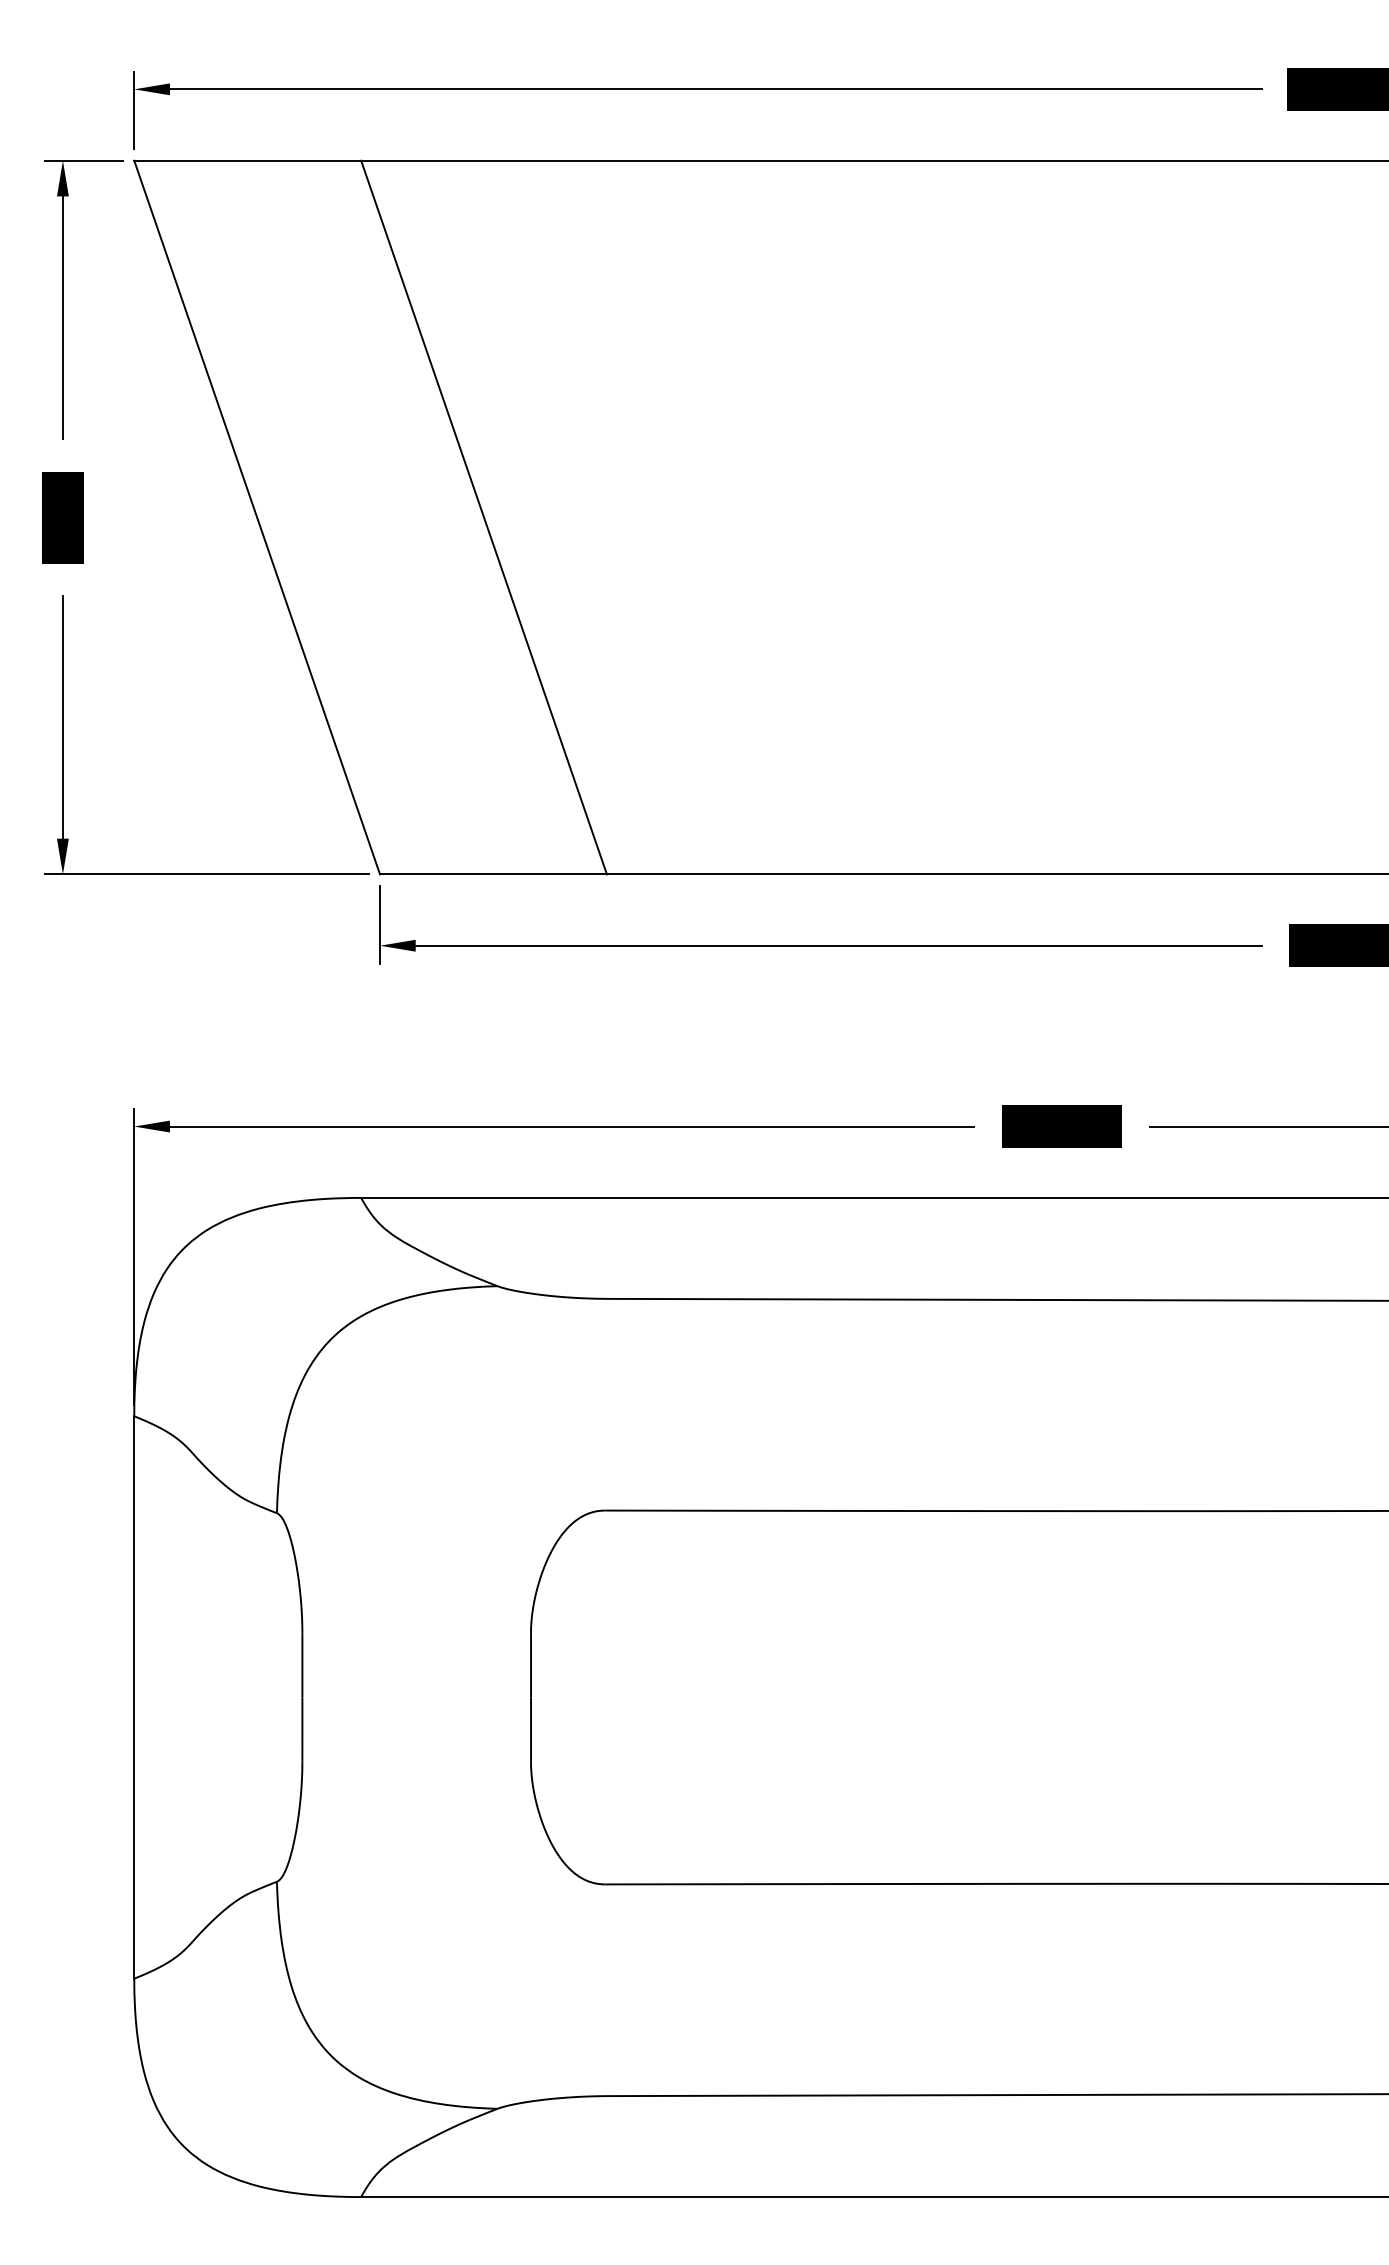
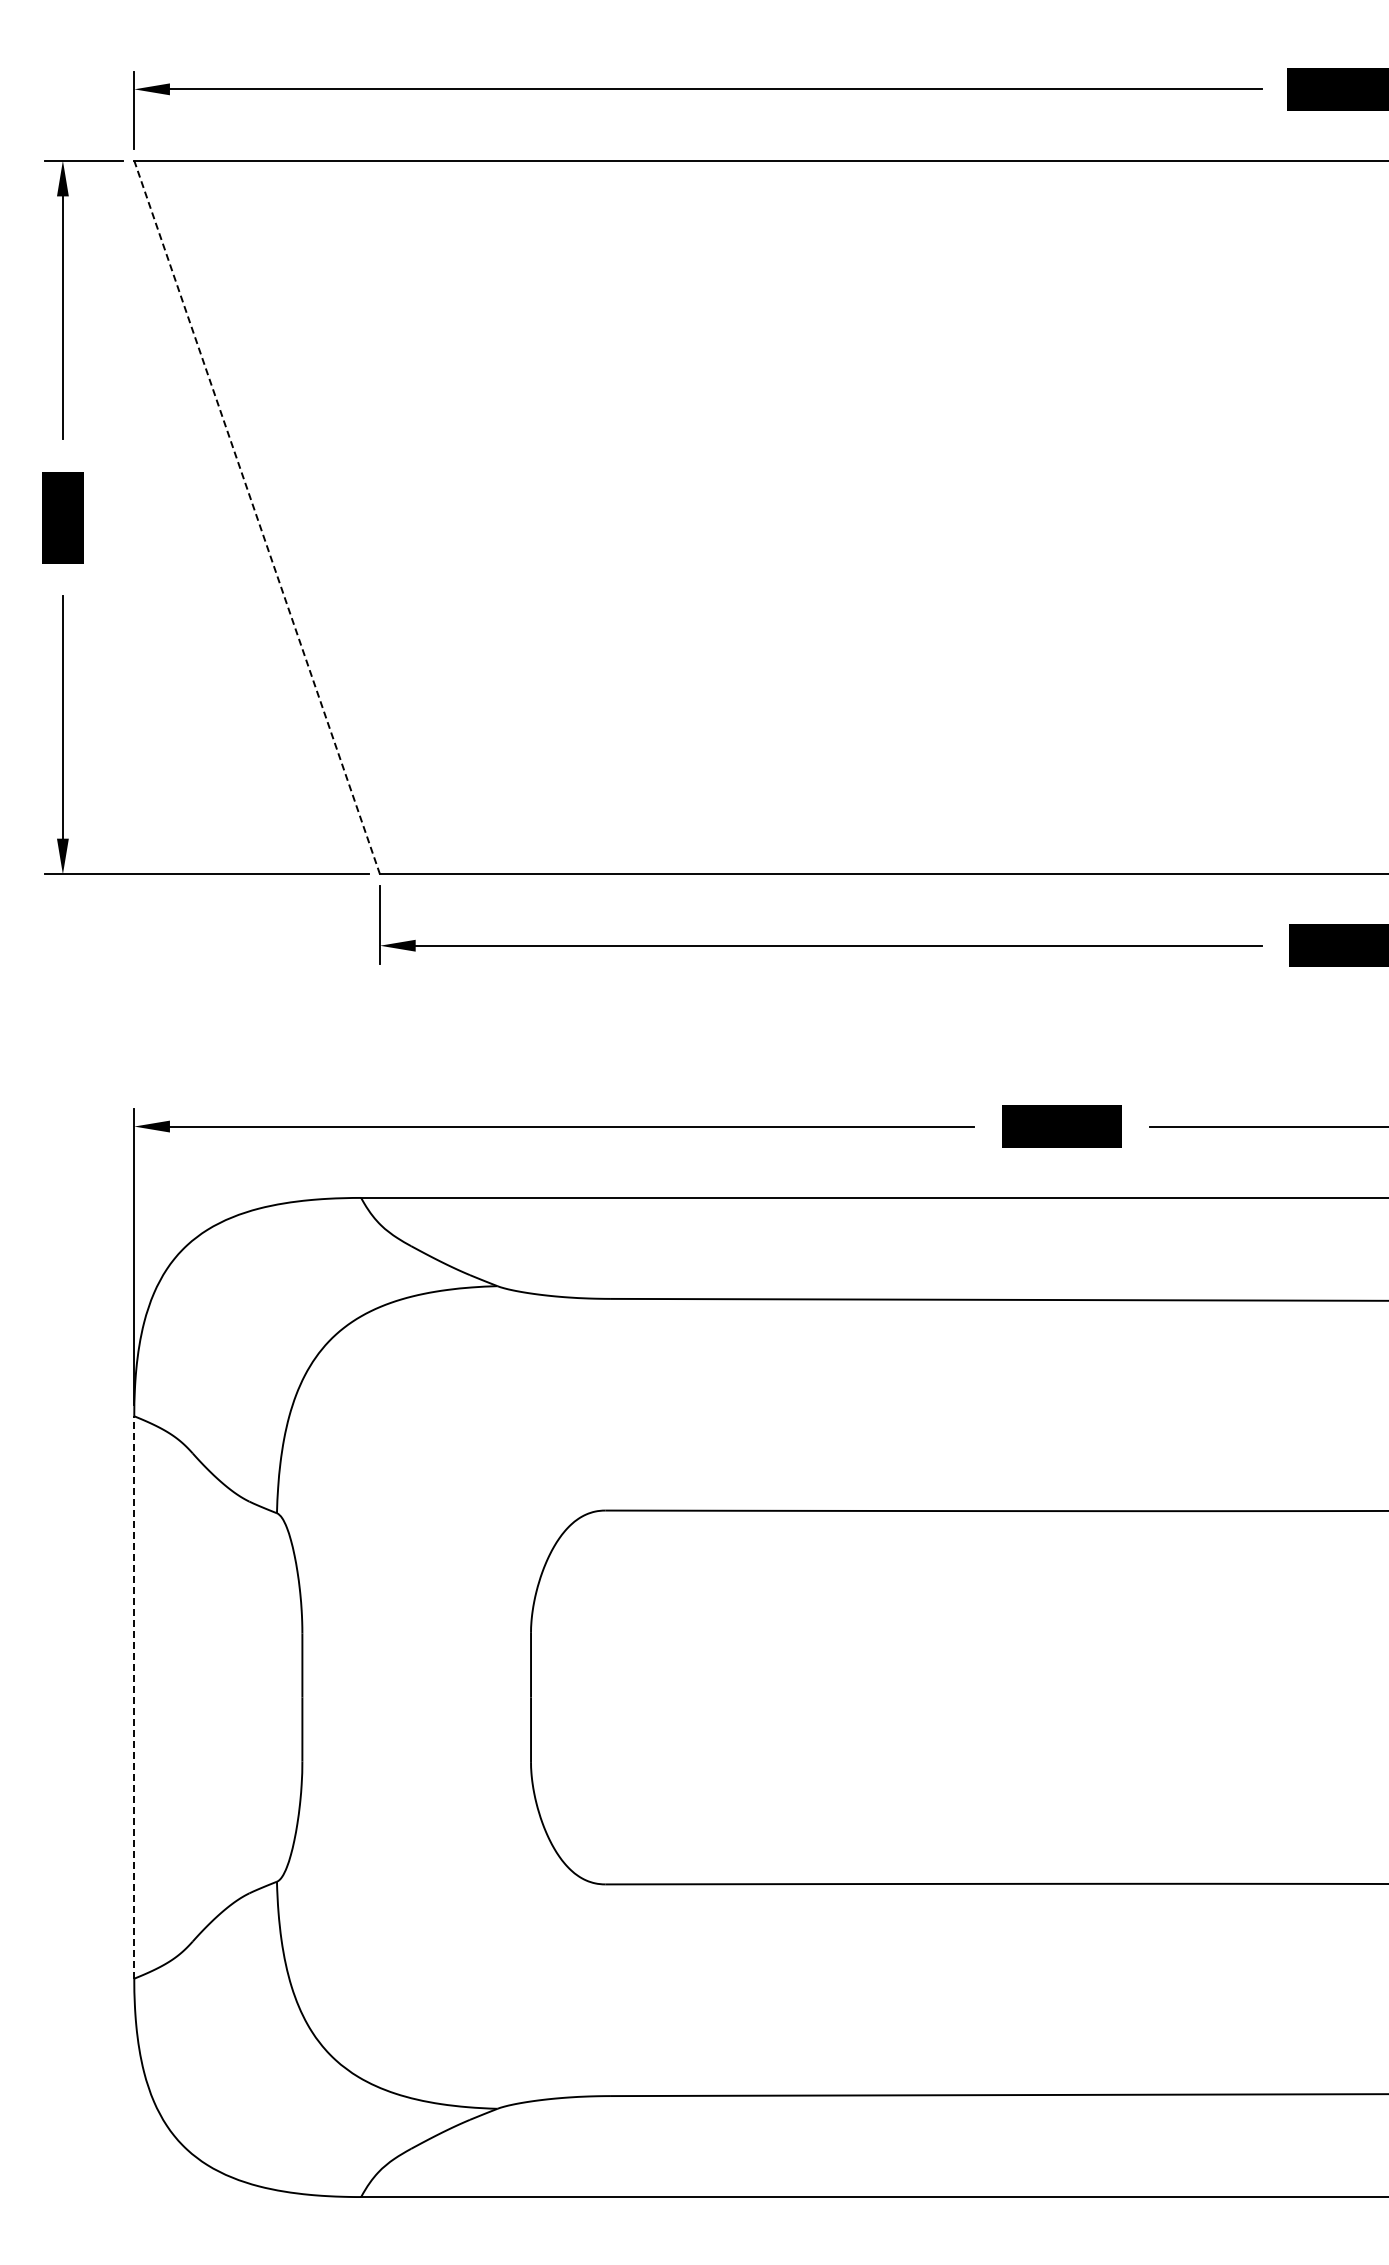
line: solid -> dashed (256, 517)
line: present -> none (483, 517)
line: solid -> dashed (134, 1696)
